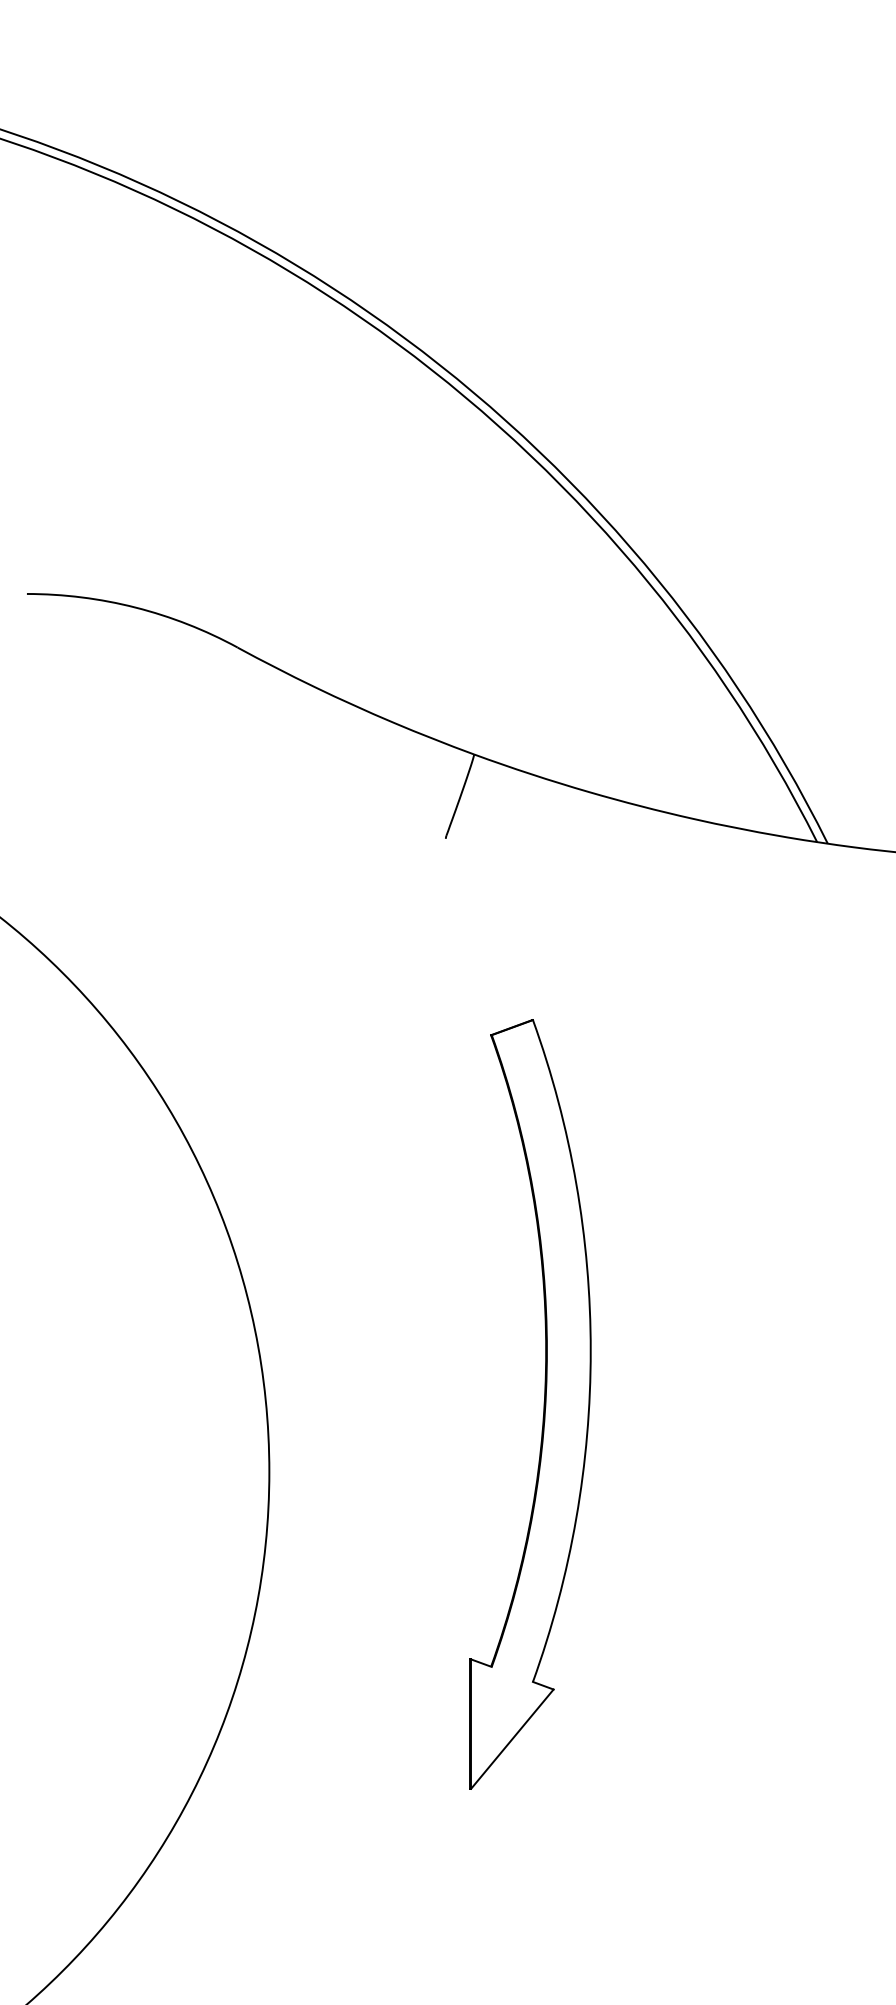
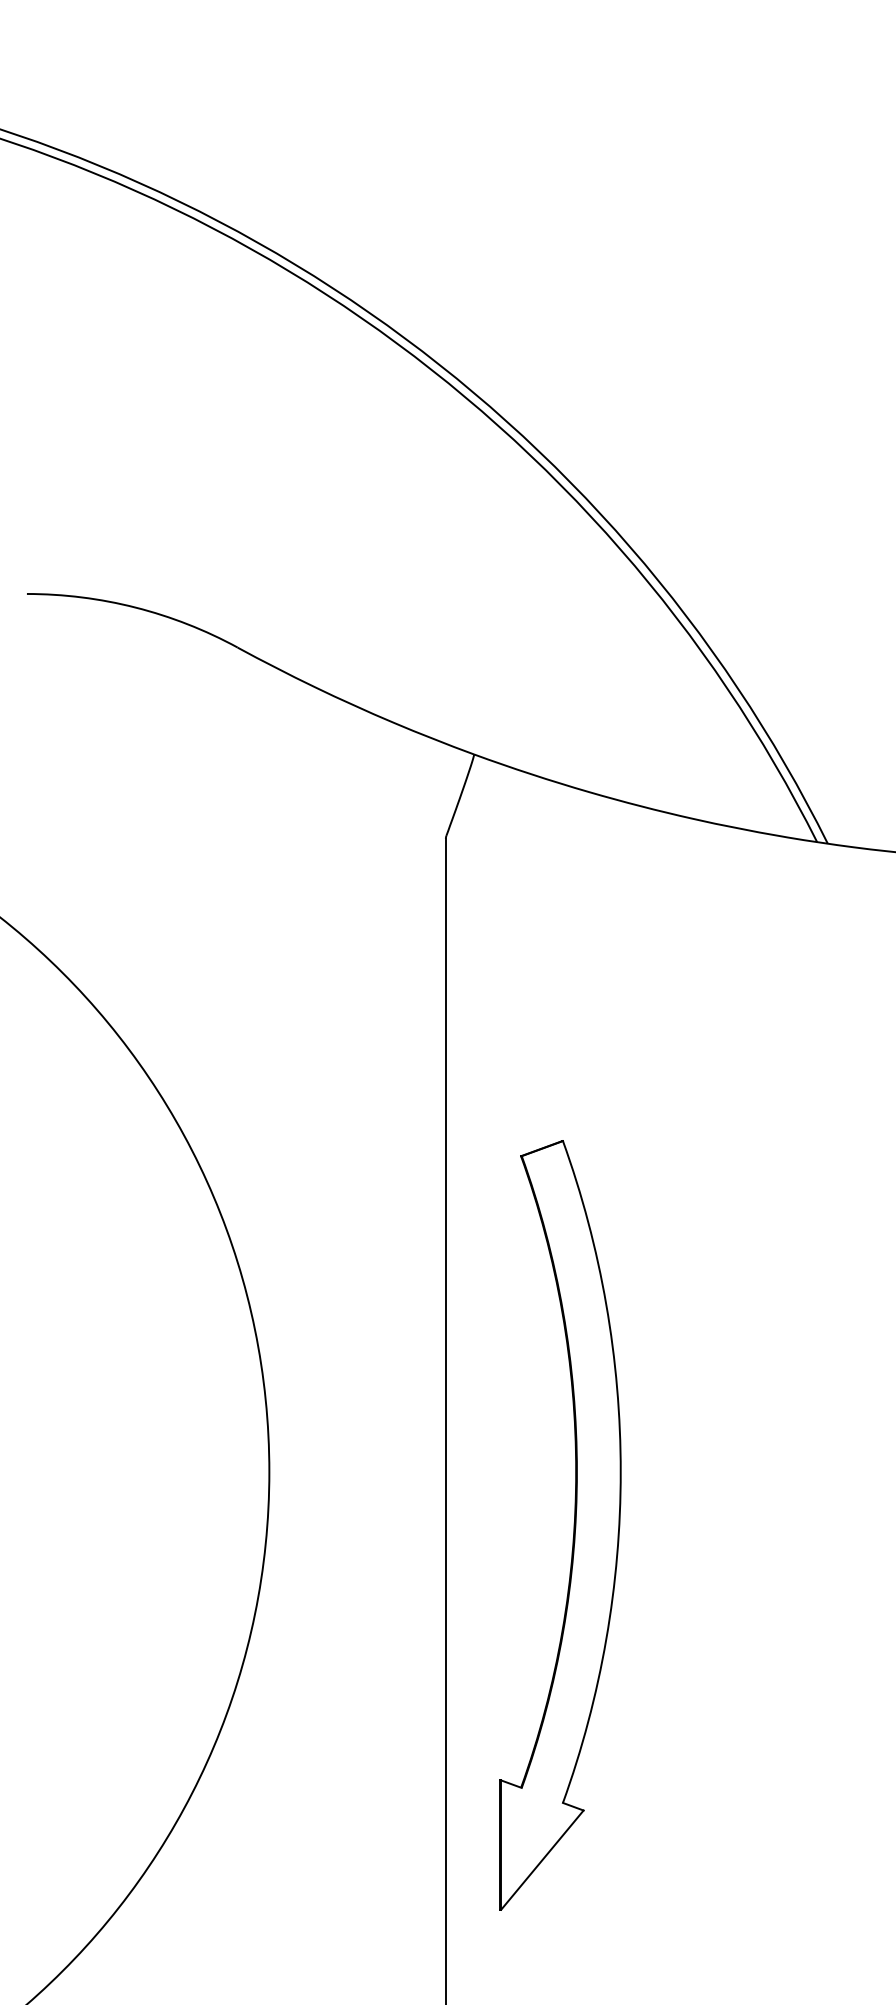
part position: (543, 1404) -> (573, 1525) (573, 1525)
line: none -> present (445, 1419)
